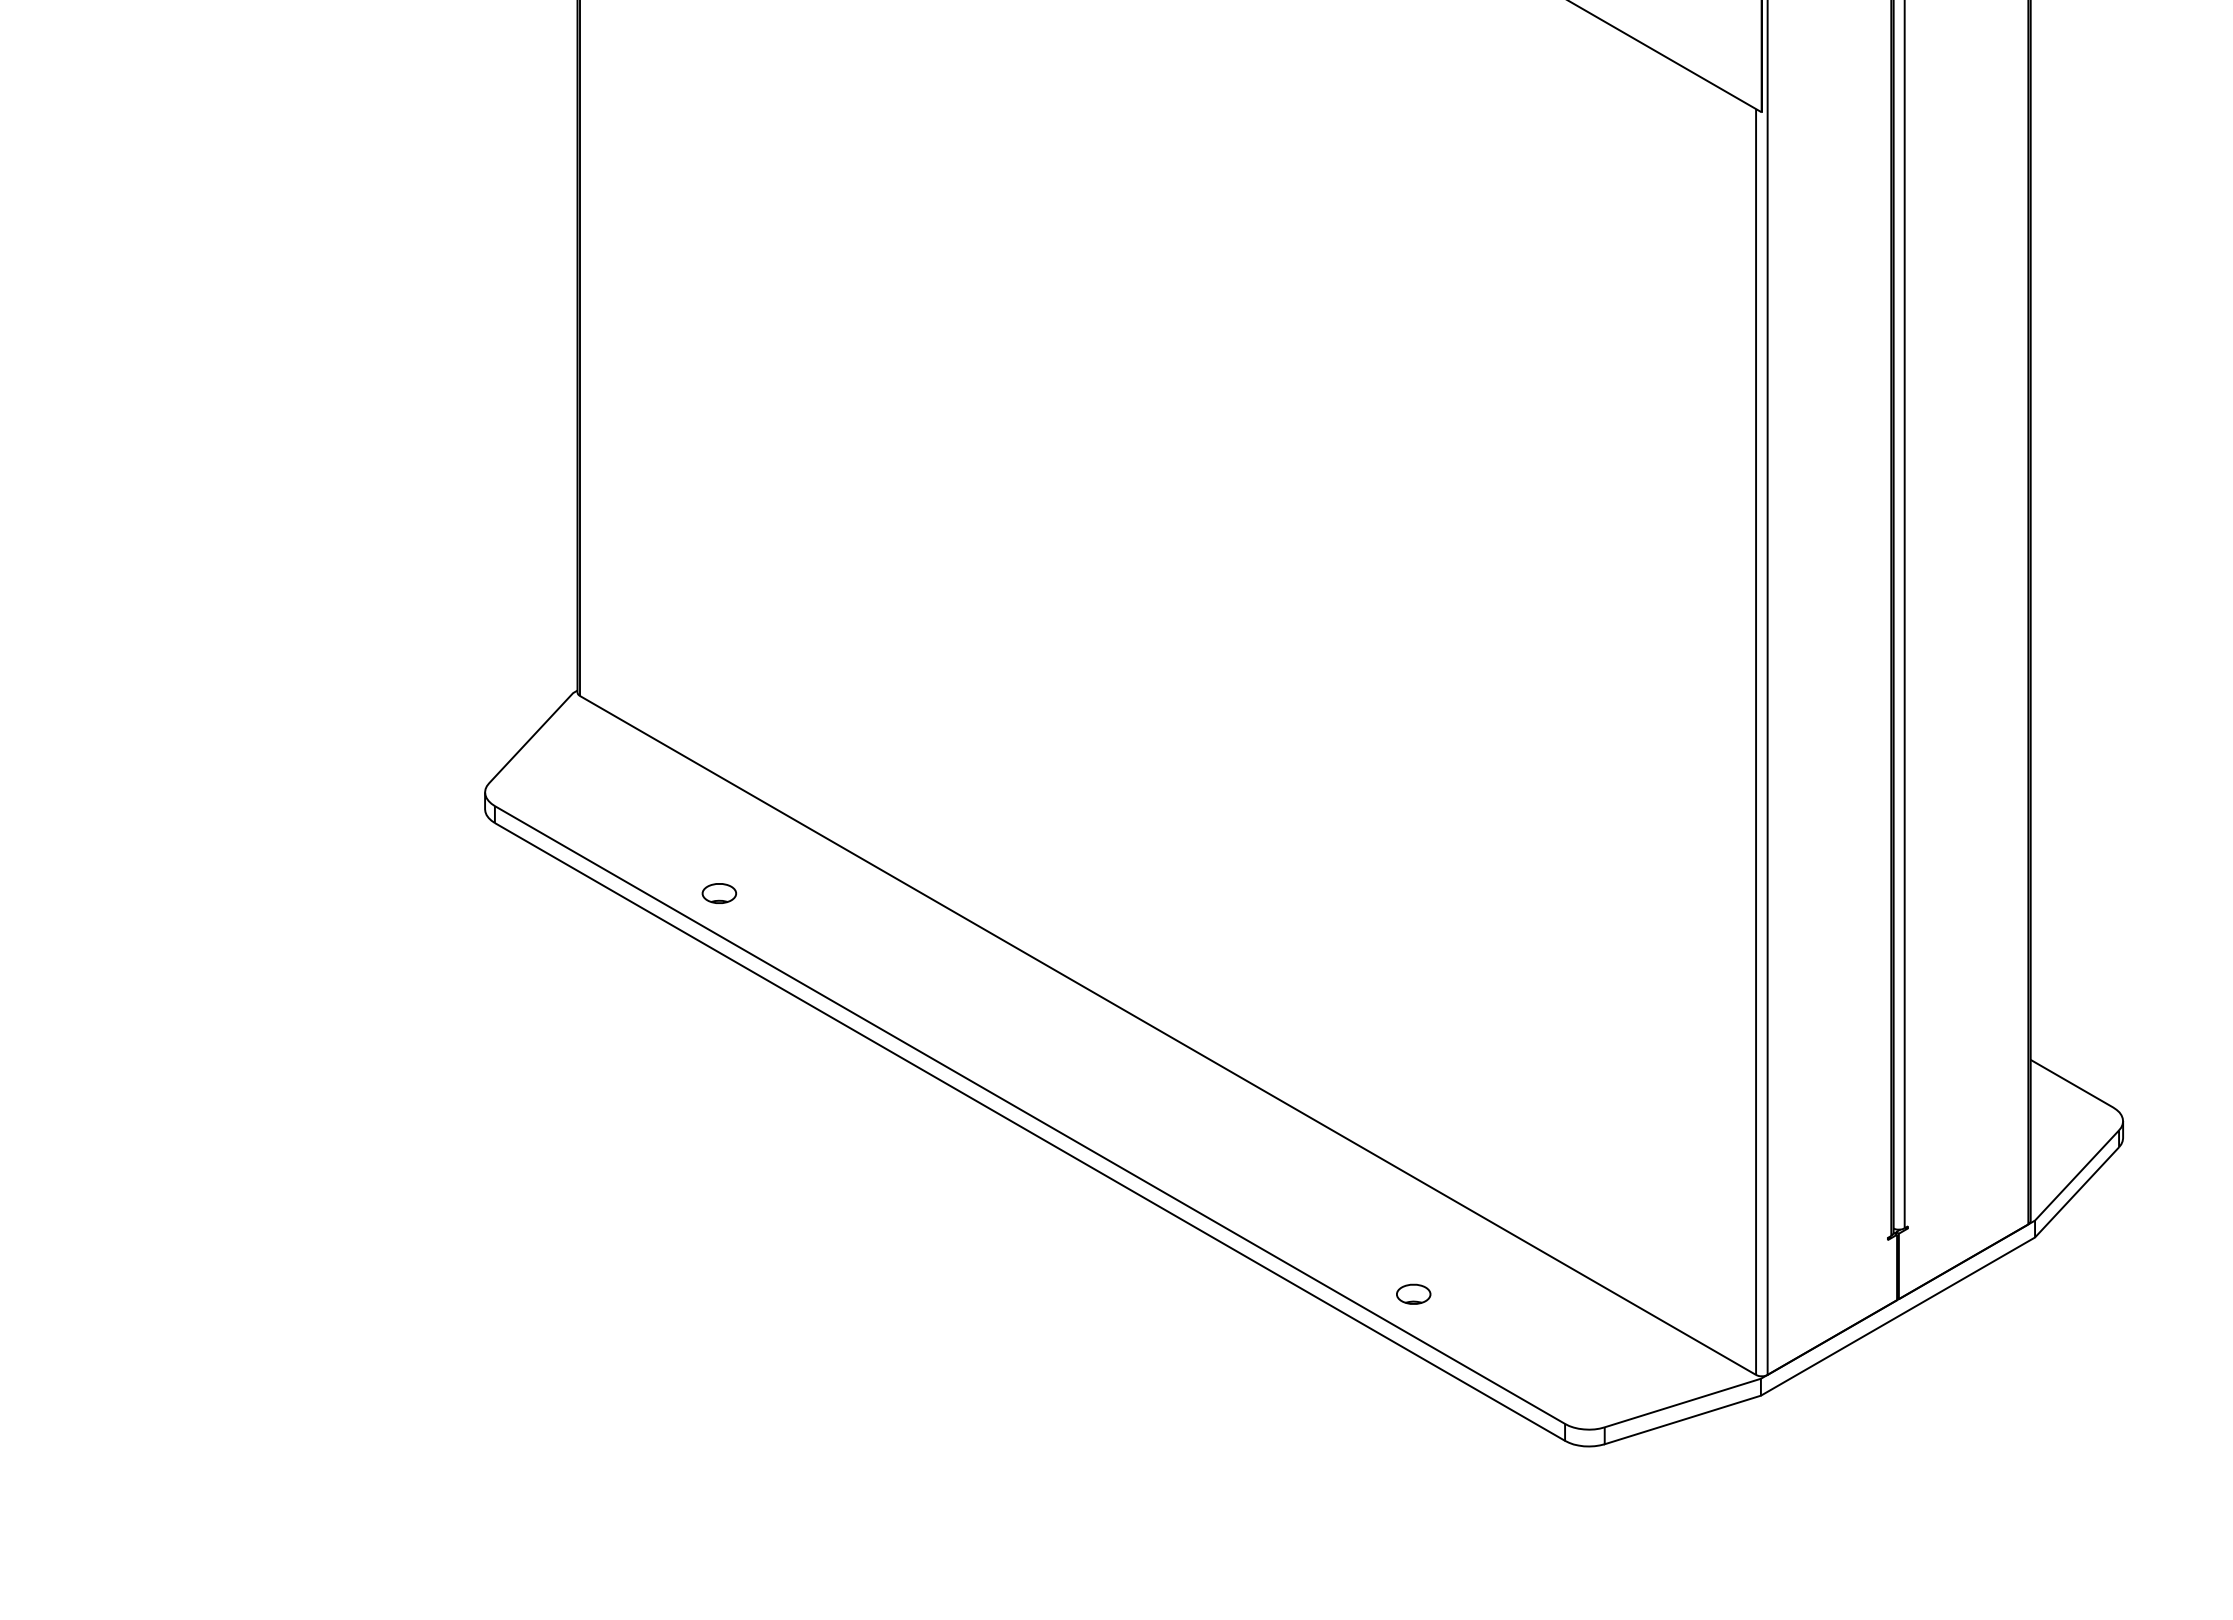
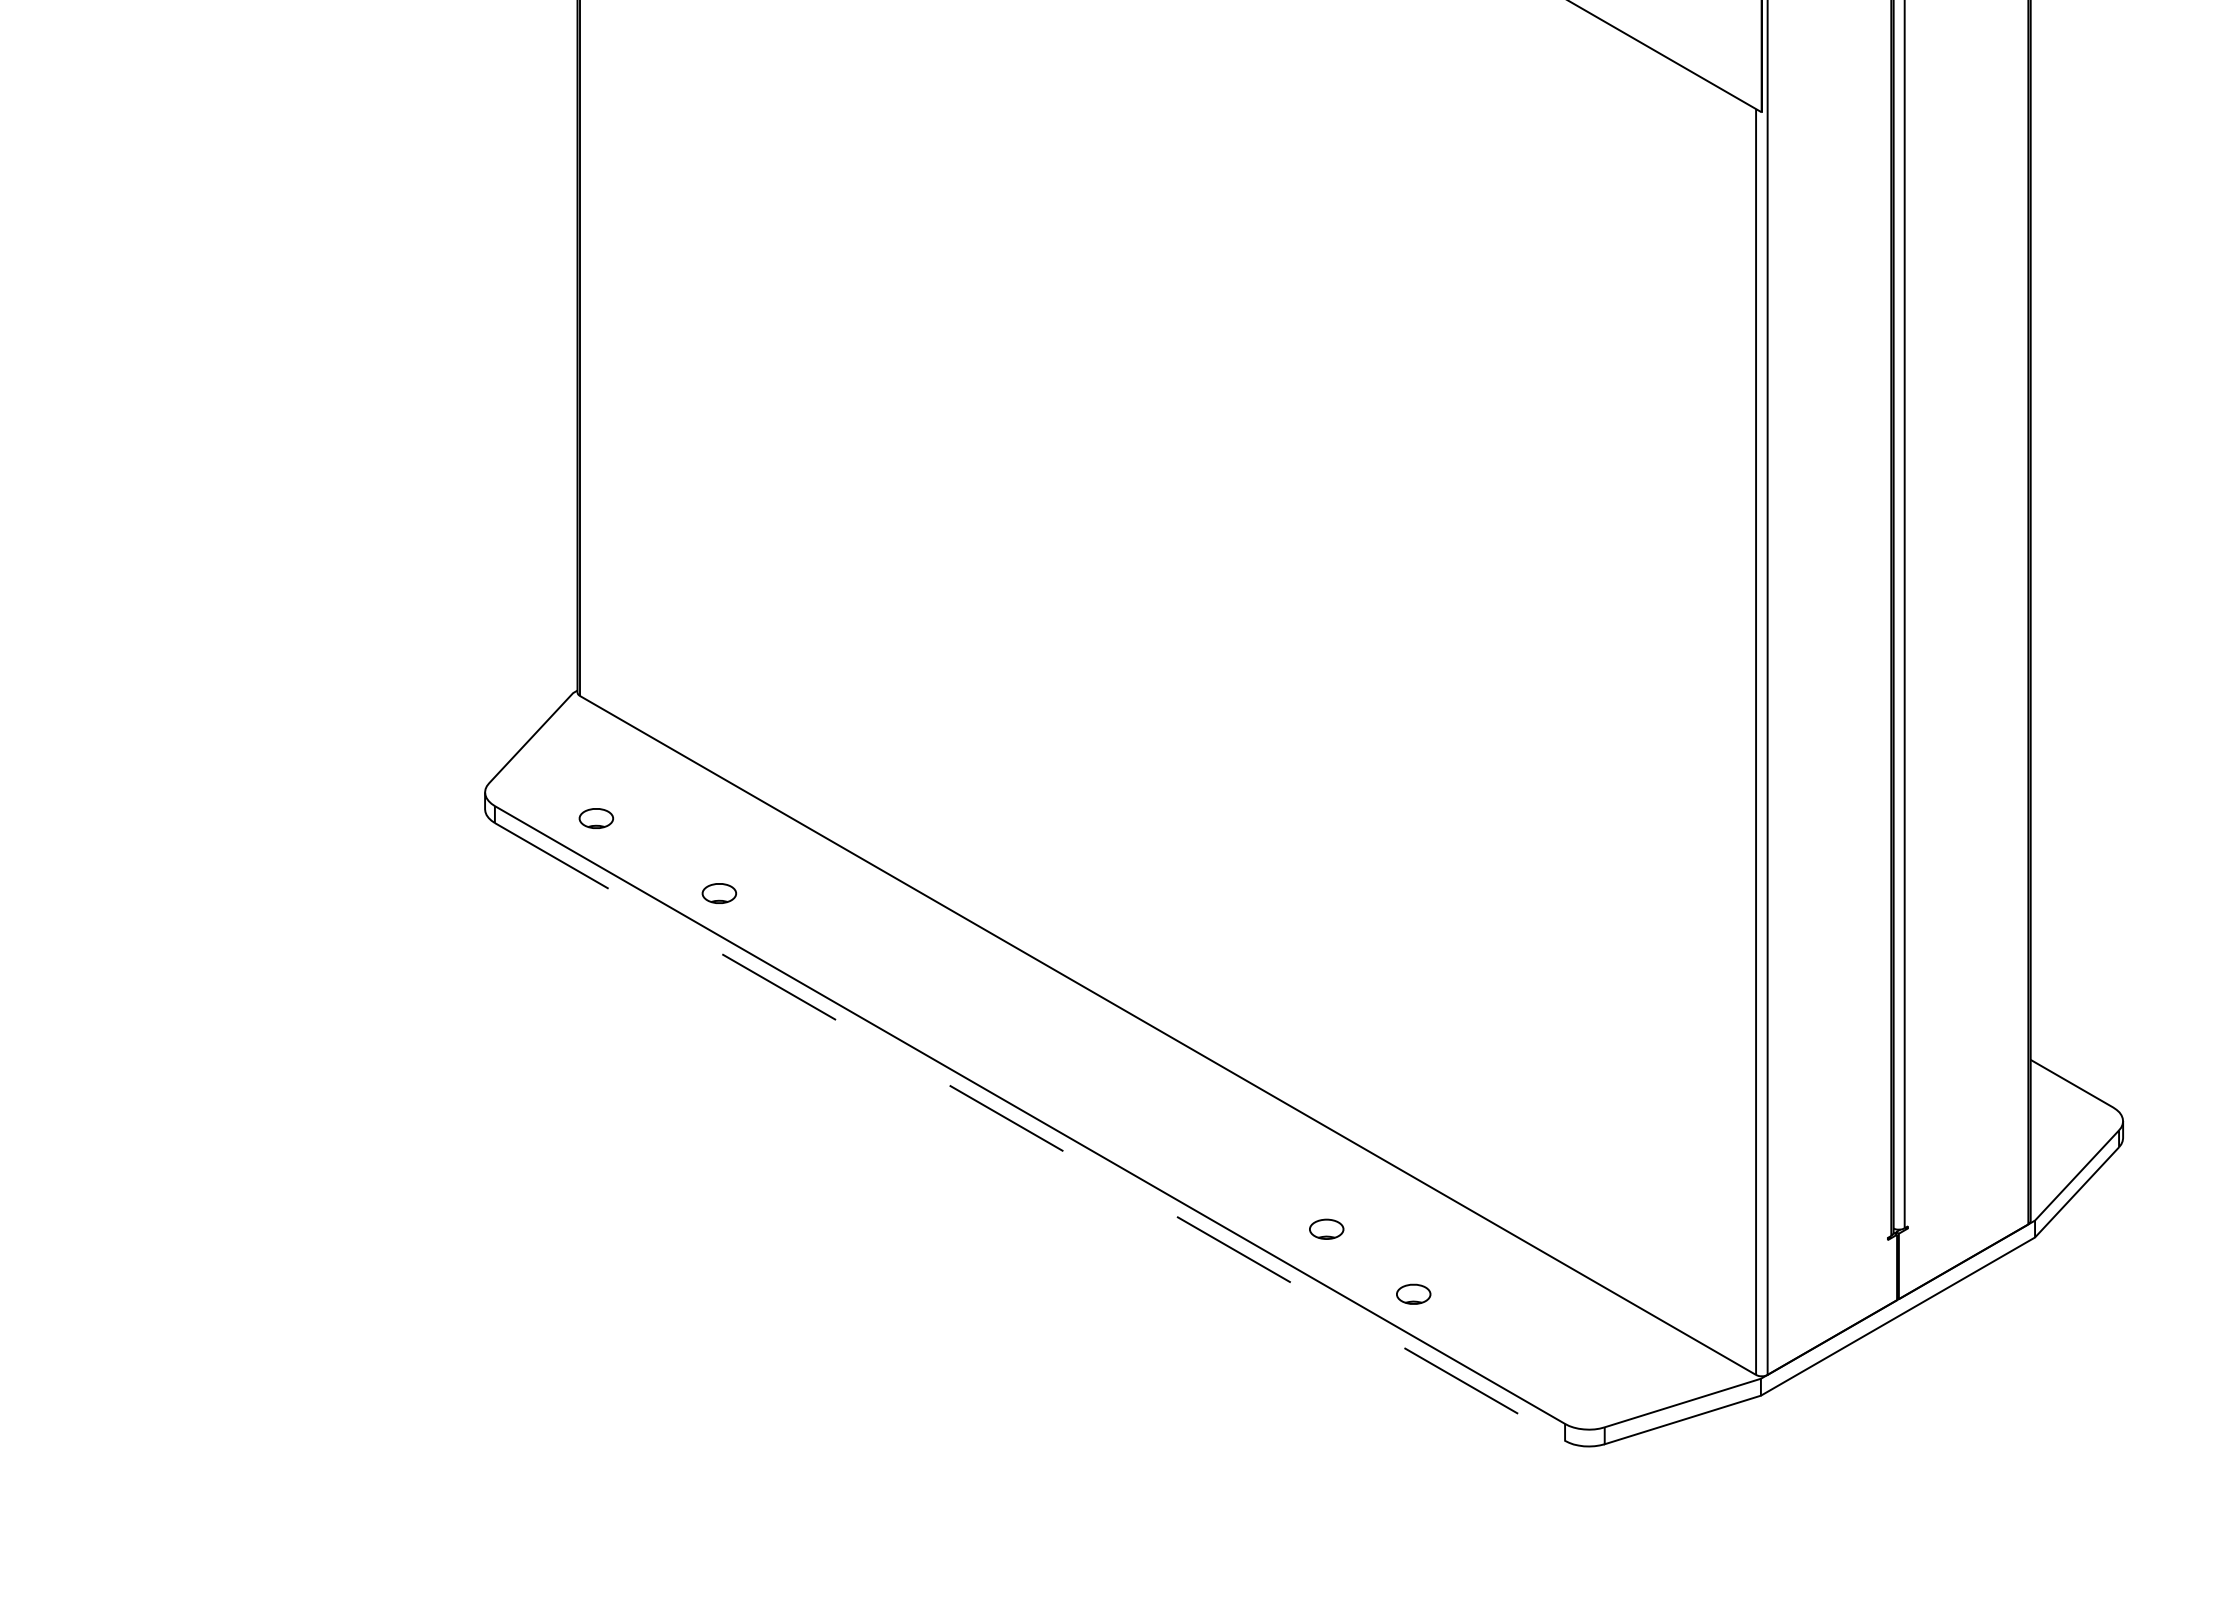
part: none -> present (596, 818)
line: solid -> dashed (1030, 1131)
part: none -> present (1326, 1228)
